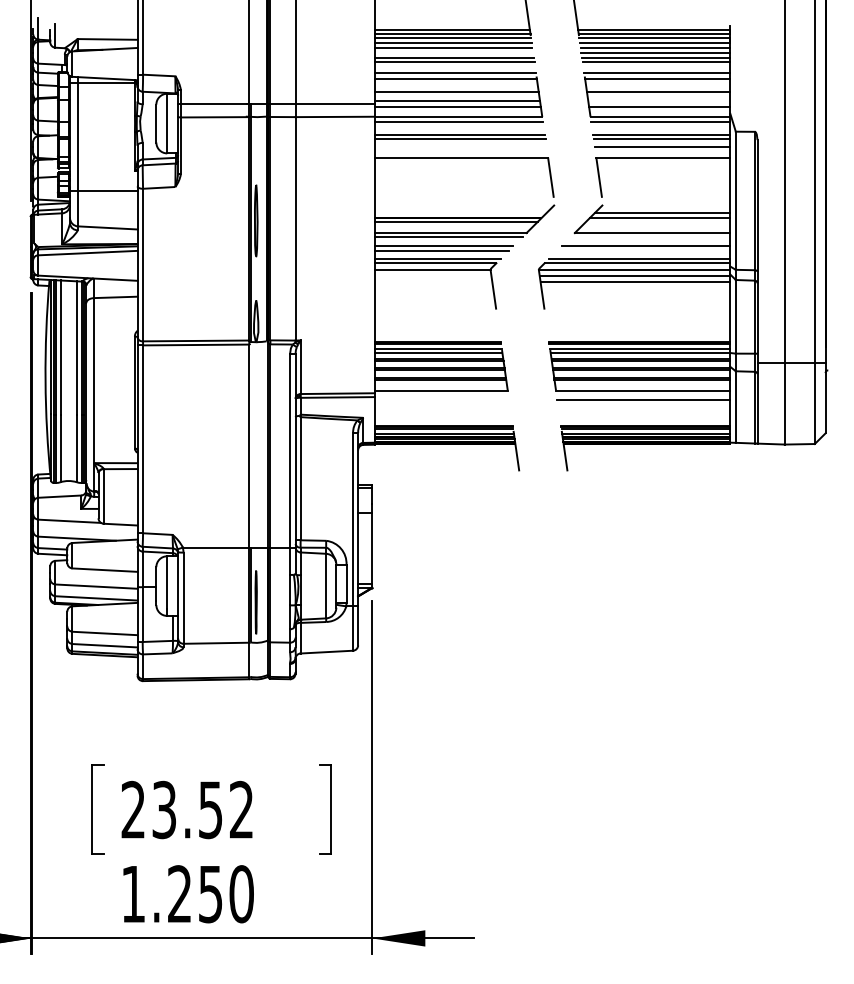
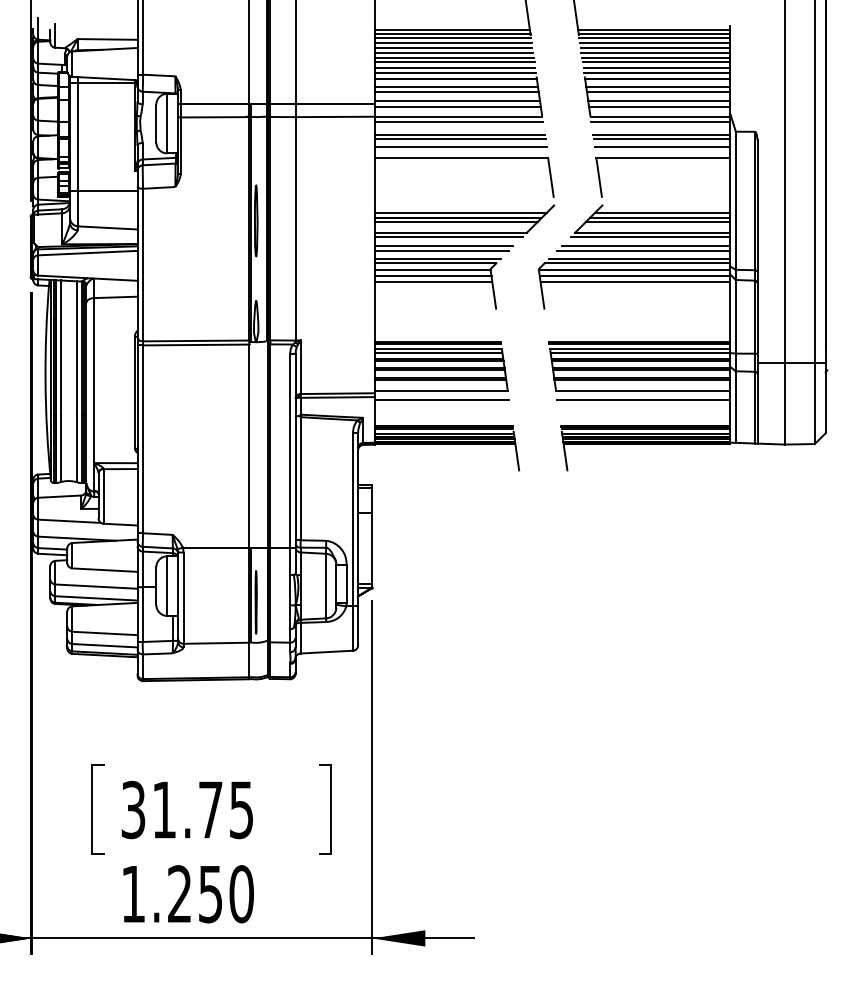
line: none -> present (453, 53)
line: none -> present (454, 67)
line: none -> present (656, 67)
line: none -> present (455, 86)
line: none -> present (658, 86)
line: none -> present (659, 101)
line: none -> present (460, 147)
line: none -> present (460, 212)
line: none -> present (658, 221)
line: none -> present (650, 237)
line: none -> present (643, 250)
line: none -> present (432, 276)
line: none -> present (433, 281)
line: none -> present (441, 399)
text: 23.52 -> 31.75 (186, 809)
